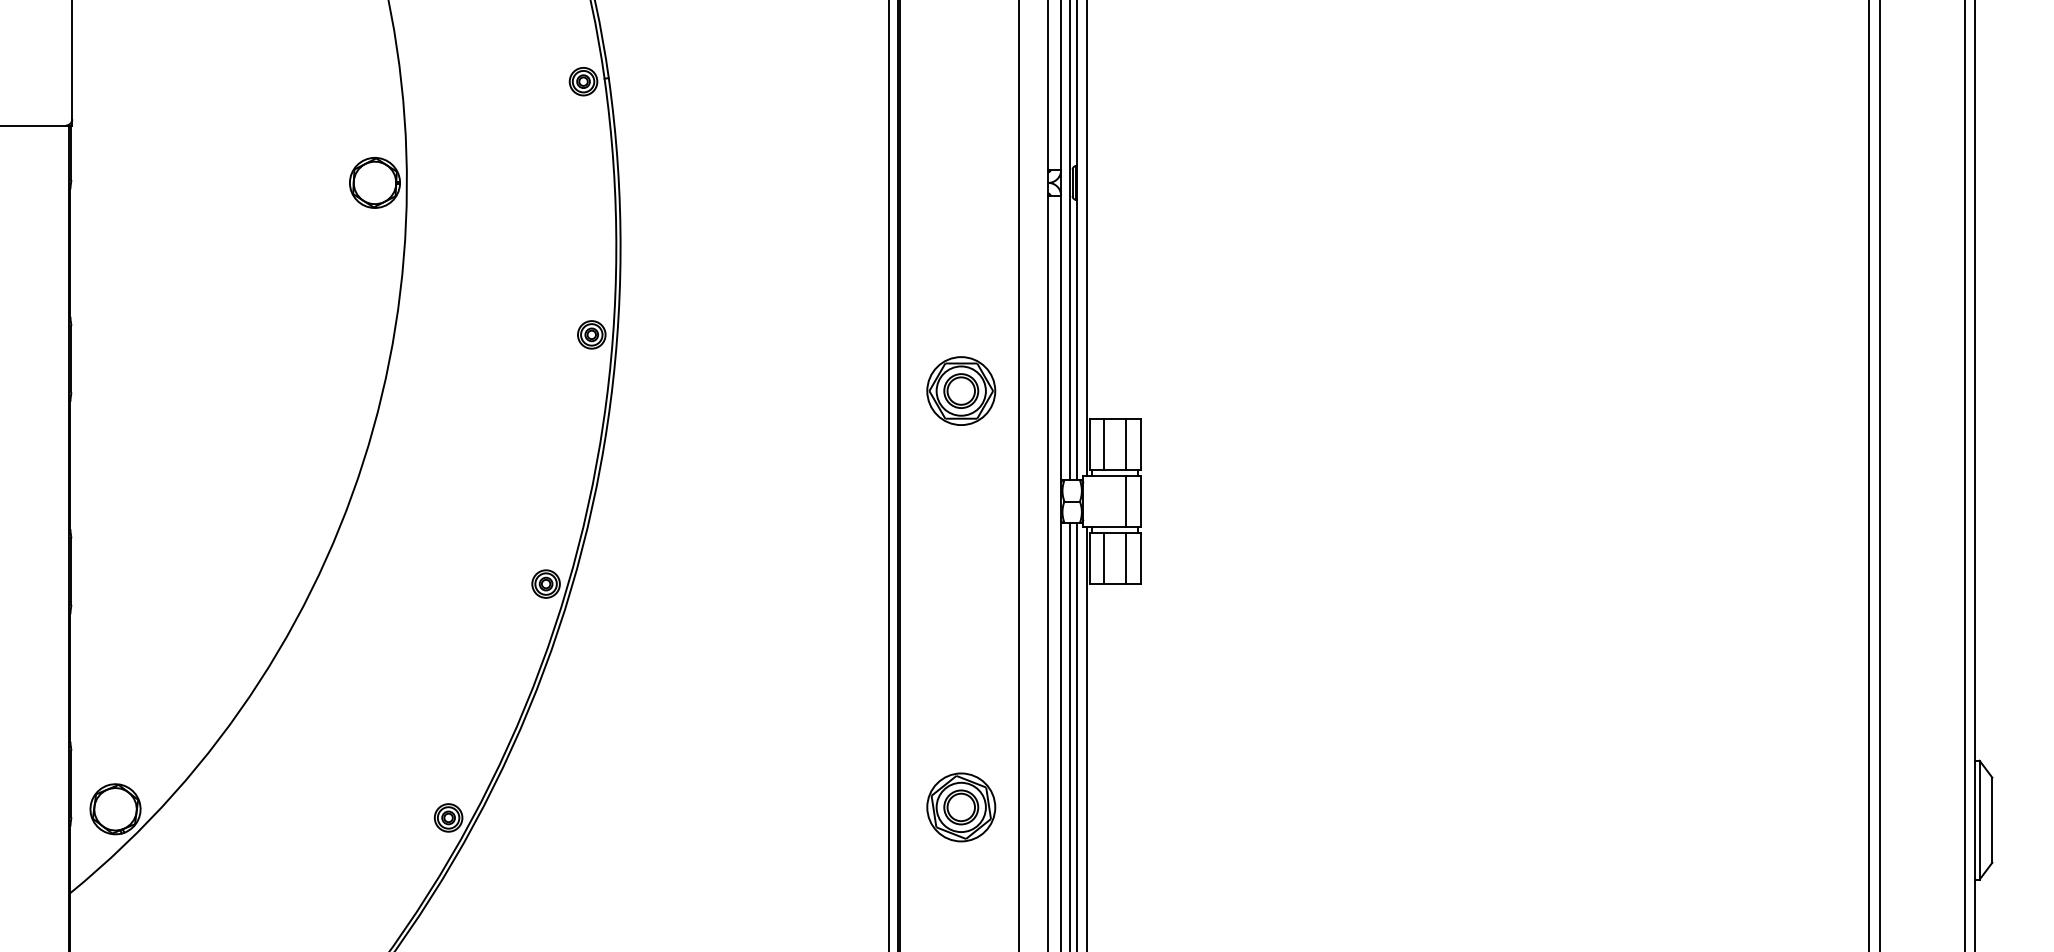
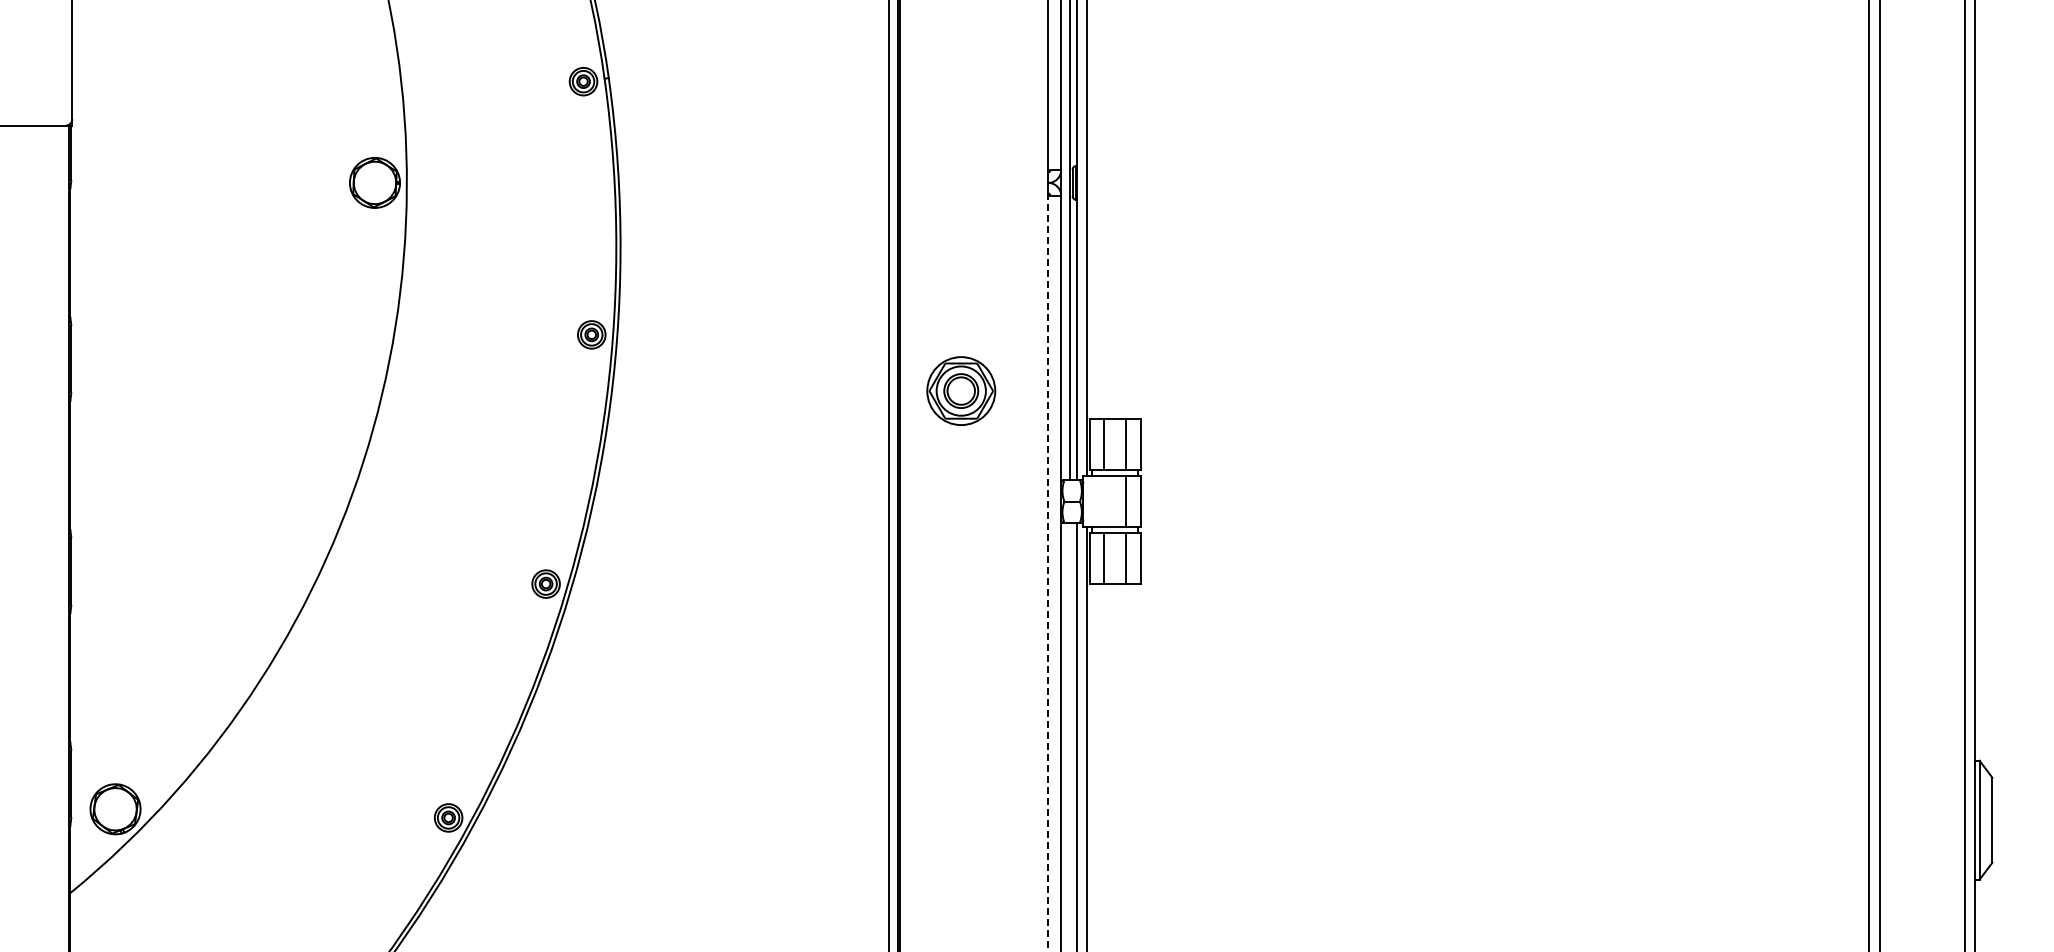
line: present -> none (1018, 475)
line: solid -> dashed (1048, 573)
line: present -> none (1069, 735)
part: present -> none (961, 807)
